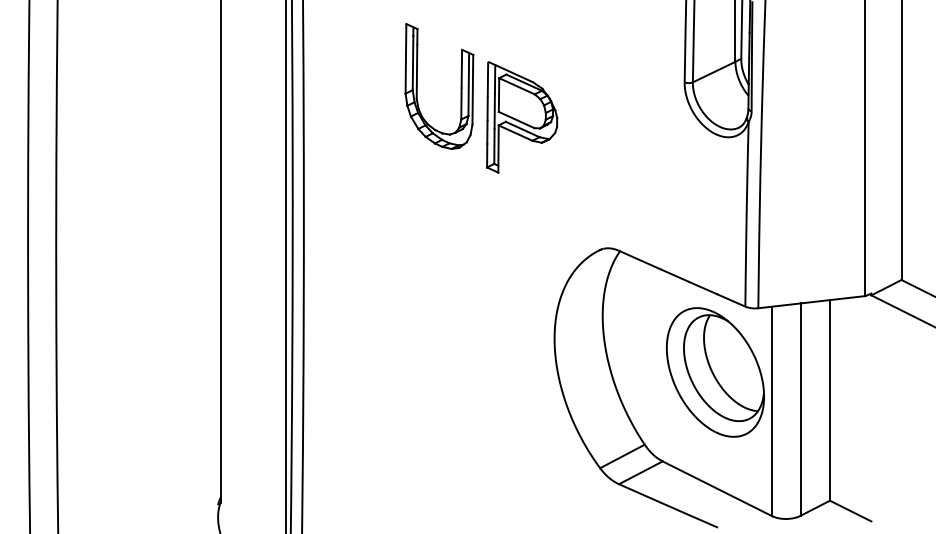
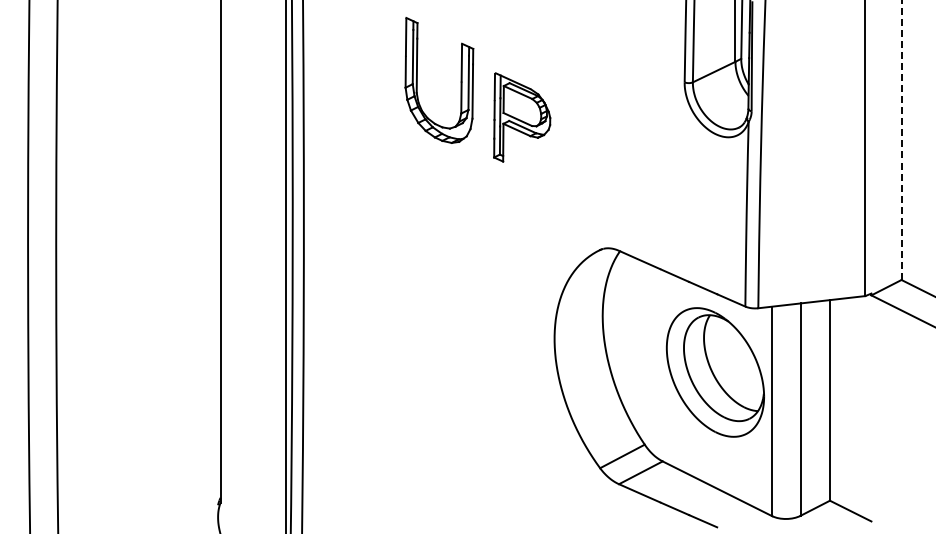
part position: (460, 86) -> (460, 80) (460, 80)
part size: 73x113 px -> 59x91 px (522, 117)
line: solid -> dashed (901, 140)
